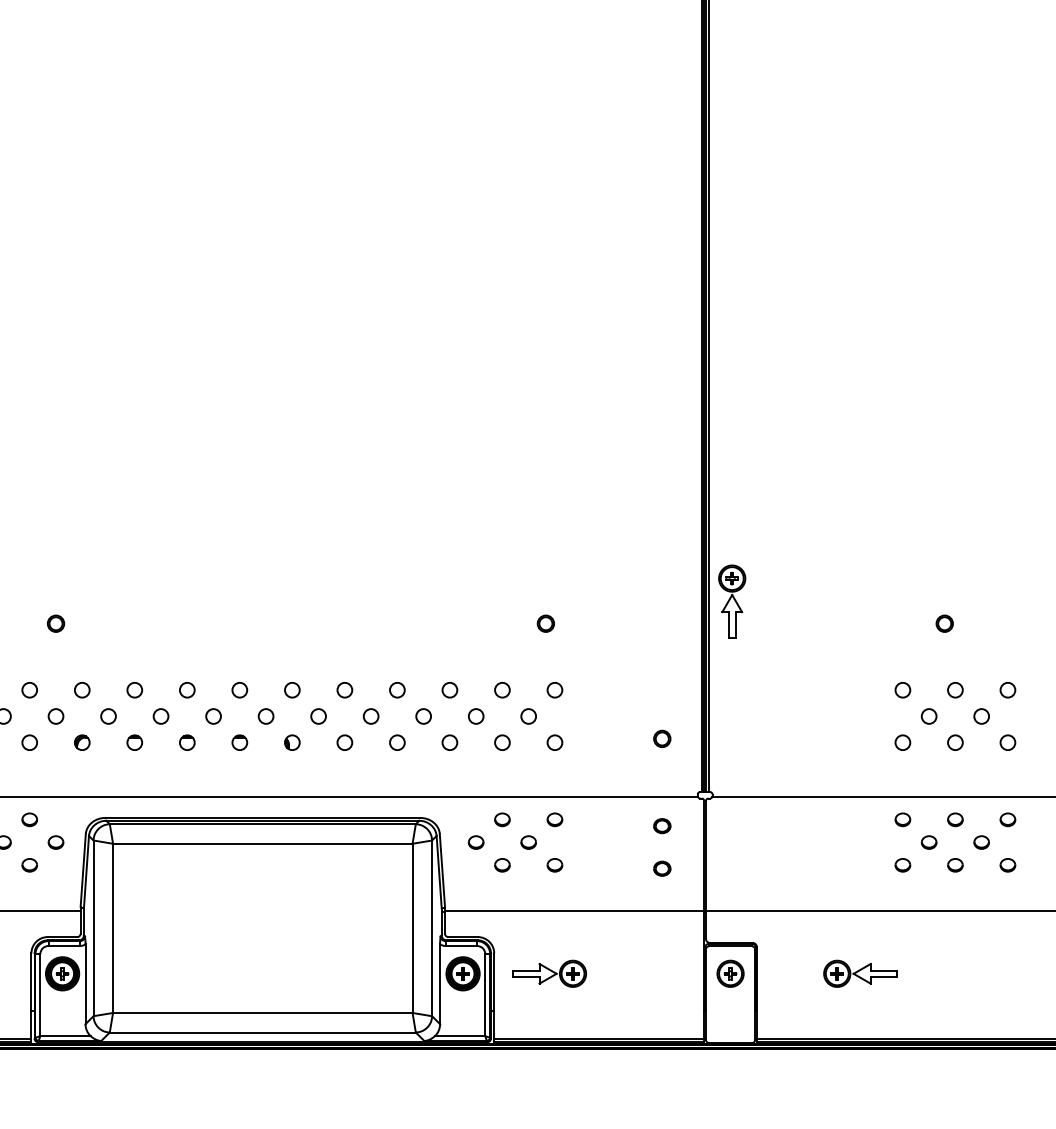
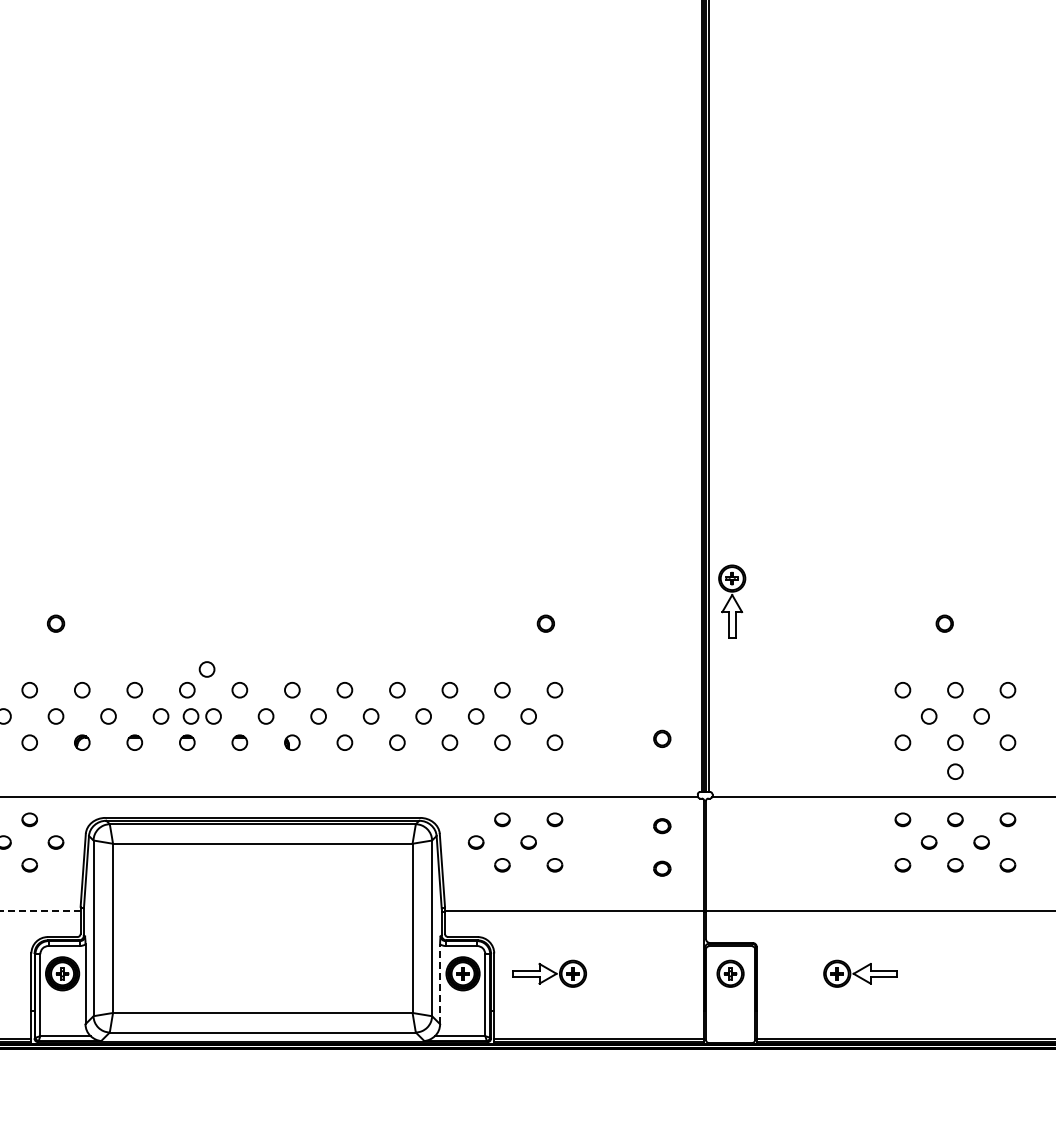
circle: none -> present (206, 669)
circle: none -> present (190, 716)
circle: none -> present (955, 771)
line: solid -> dashed (40, 910)
line: solid -> dashed (440, 984)
